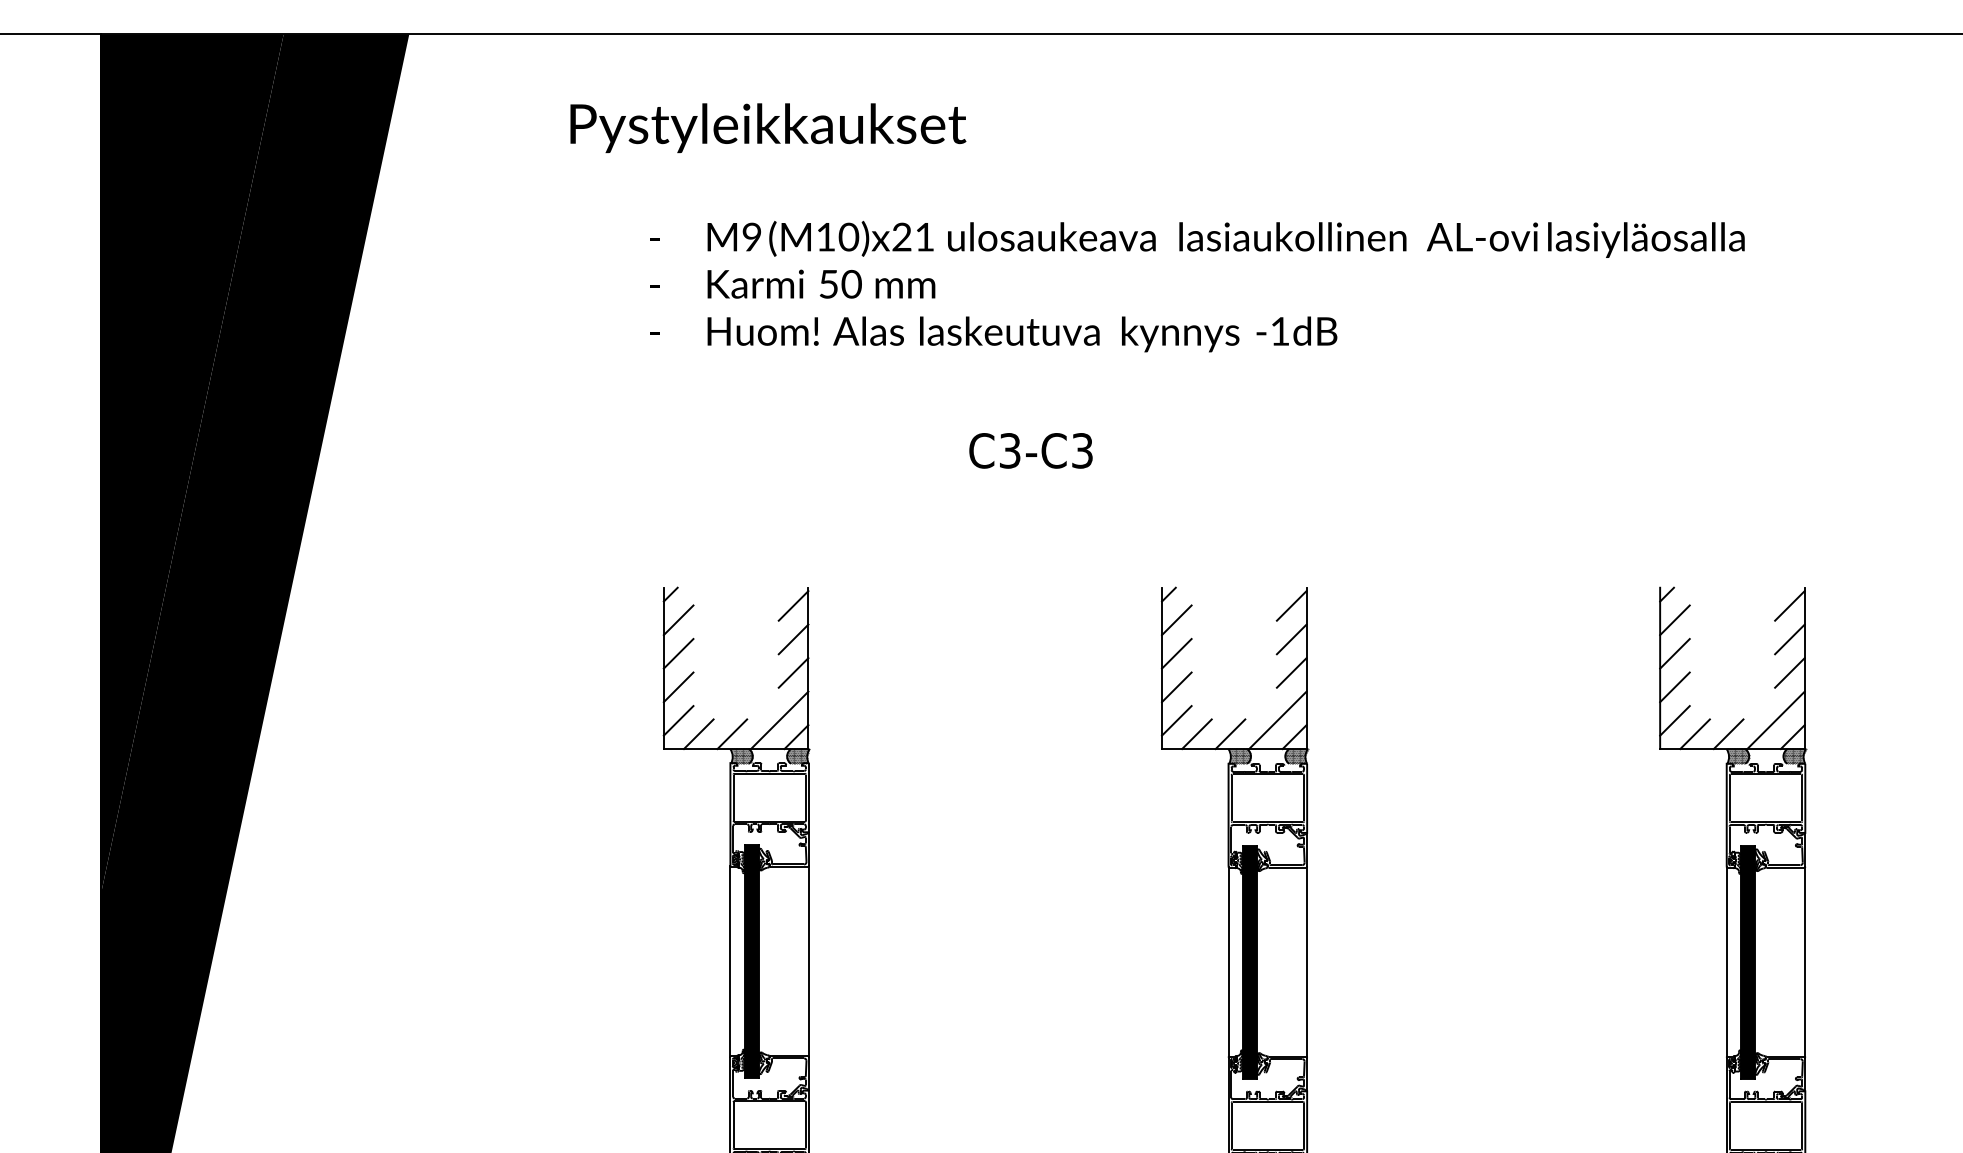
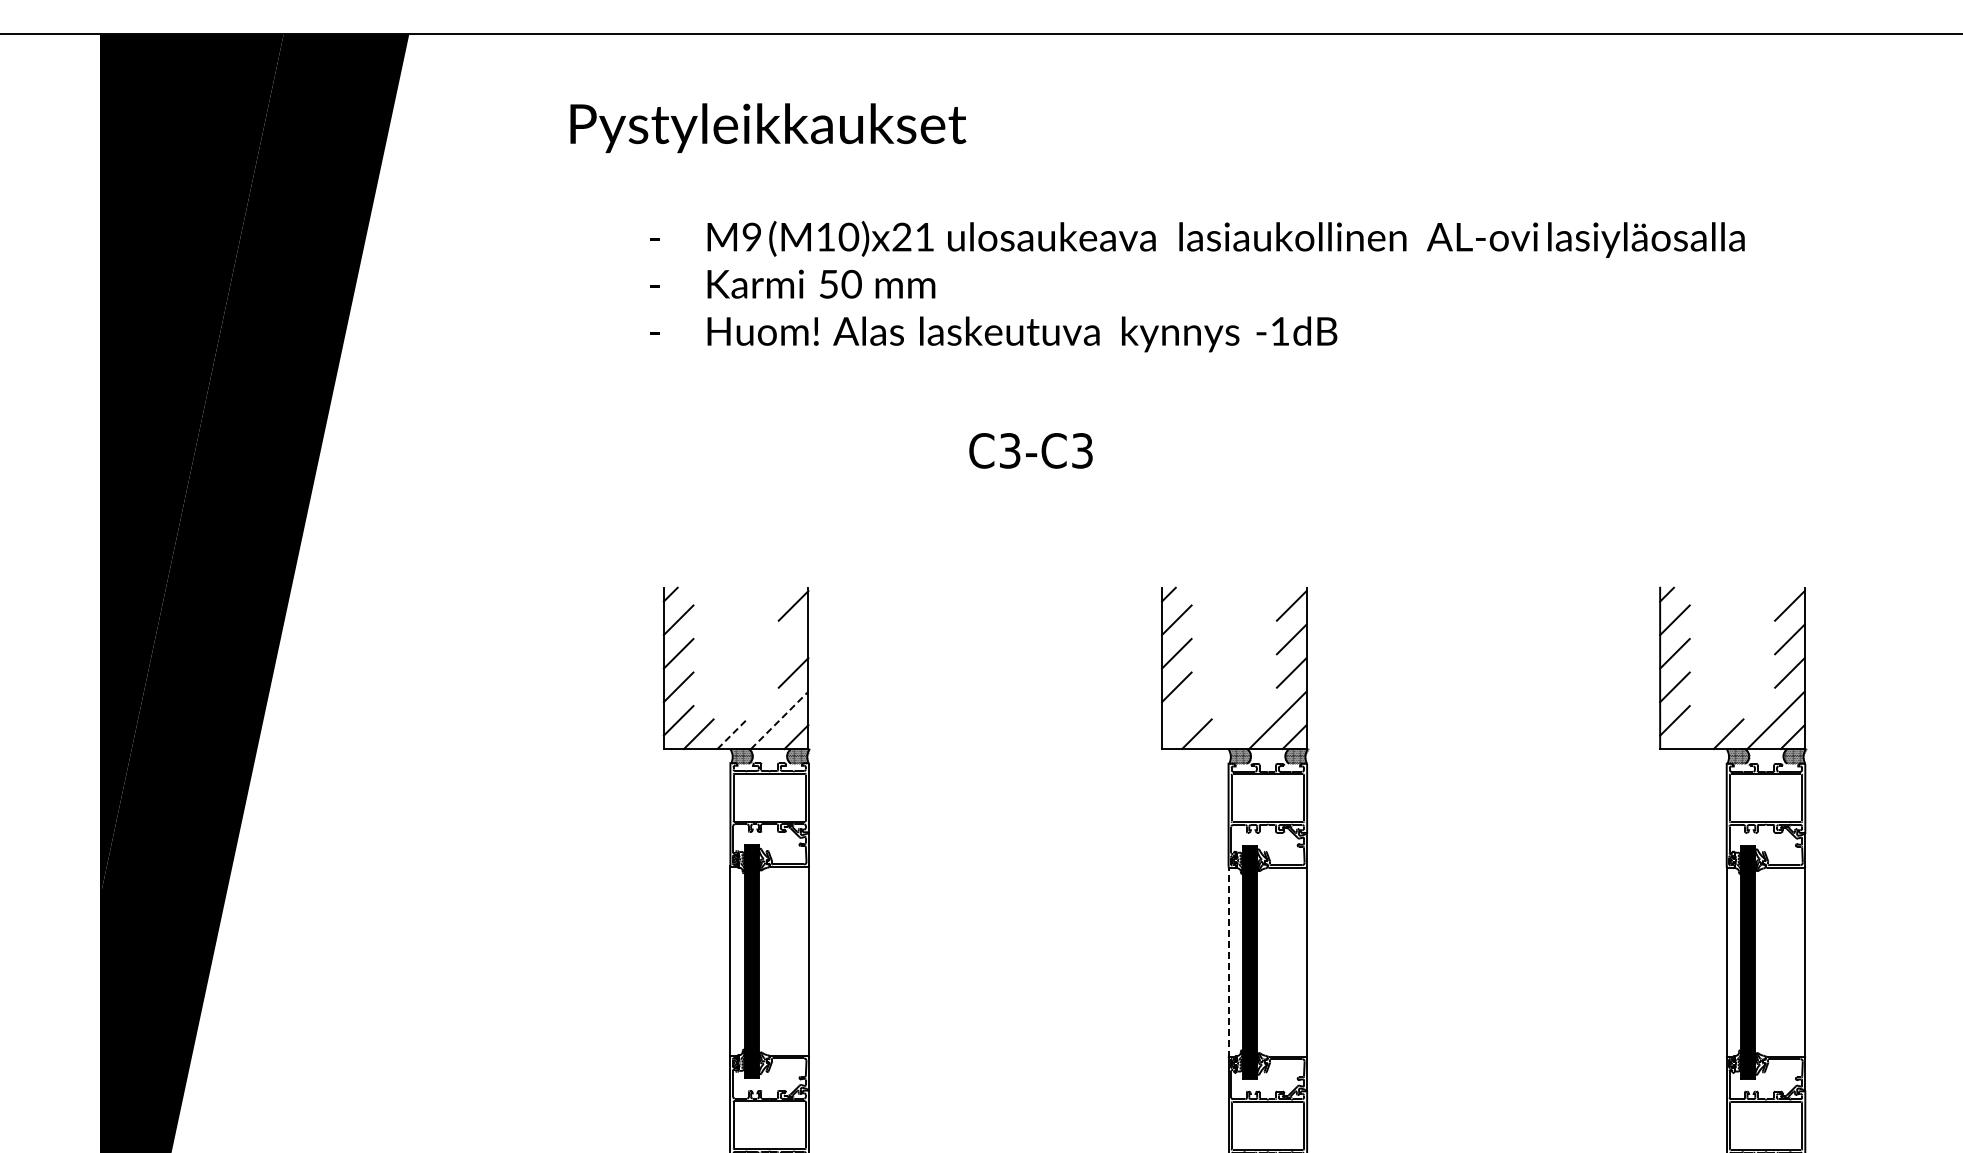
line: present -> none (793, 639)
line: solid -> dashed (779, 720)
line: present -> none (1176, 720)
line: solid -> dashed (732, 734)
line: present -> none (1230, 734)
line: present -> none (1694, 734)
line: solid -> dashed (1228, 961)
